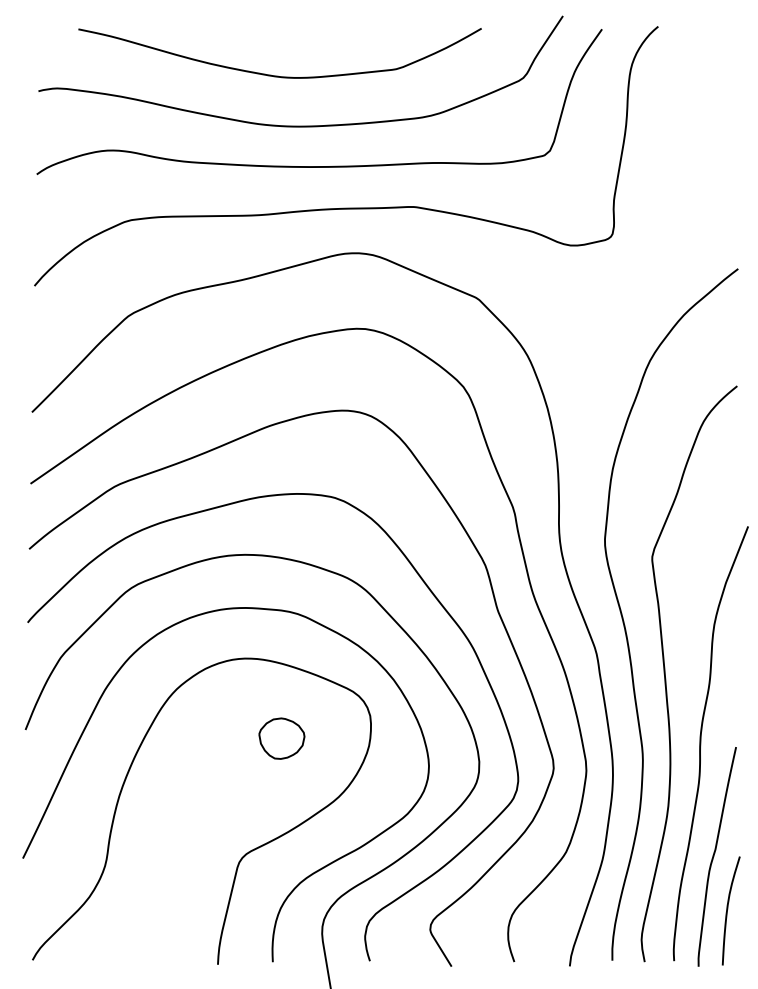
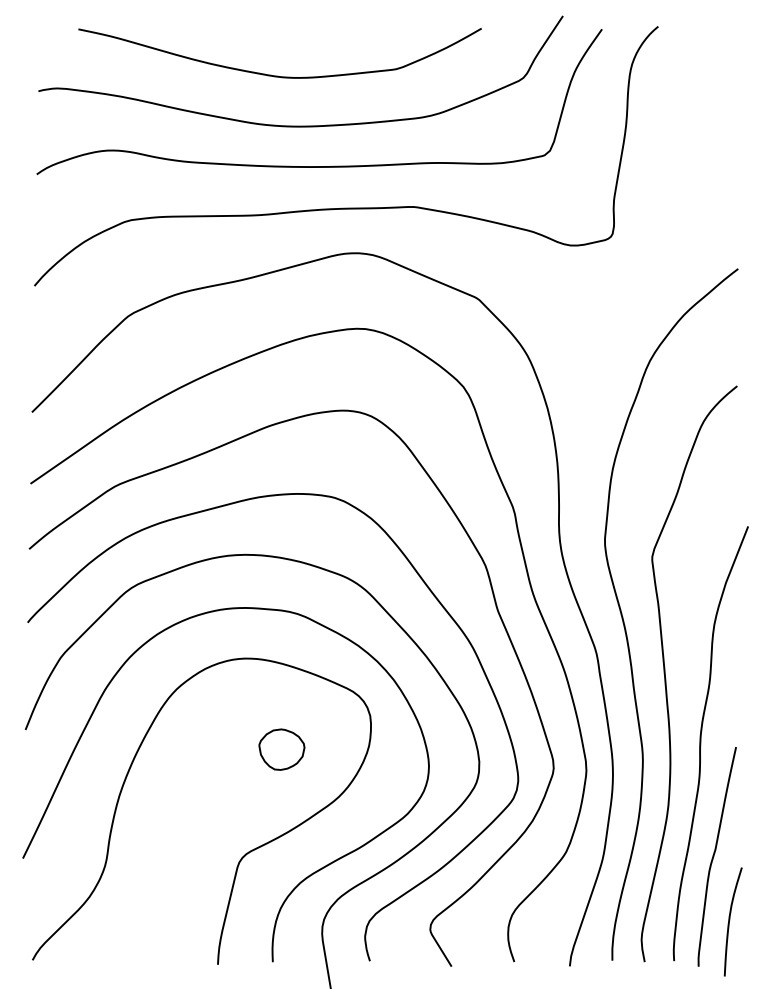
part position: (281, 738) -> (281, 749) (281, 749)
curve position: (728, 909) -> (730, 920) (730, 920)
